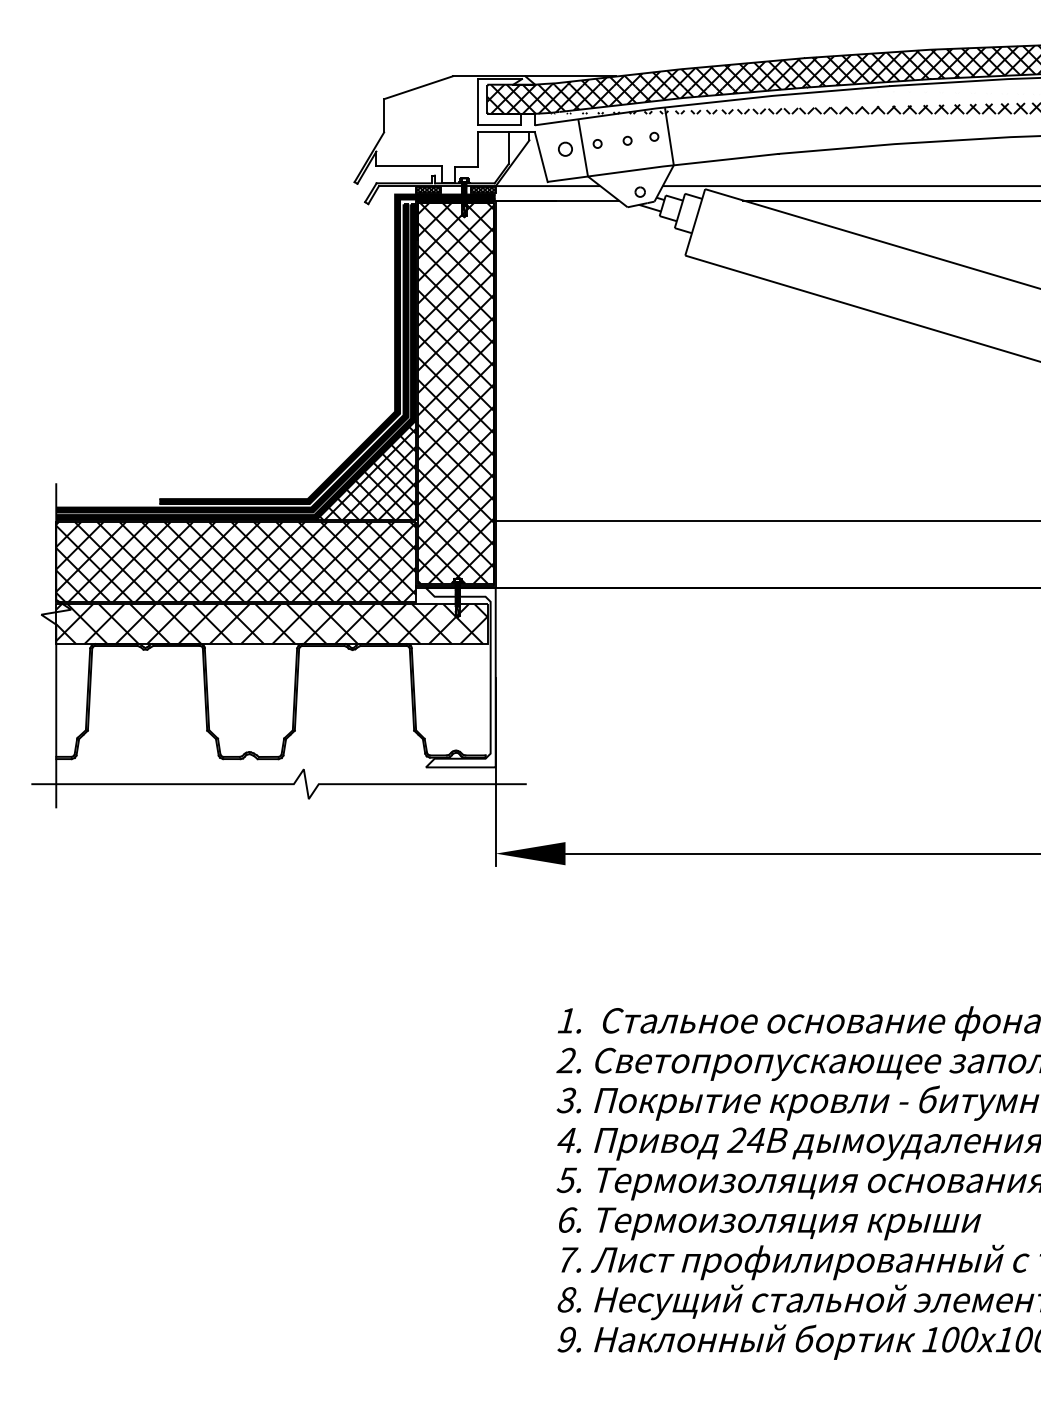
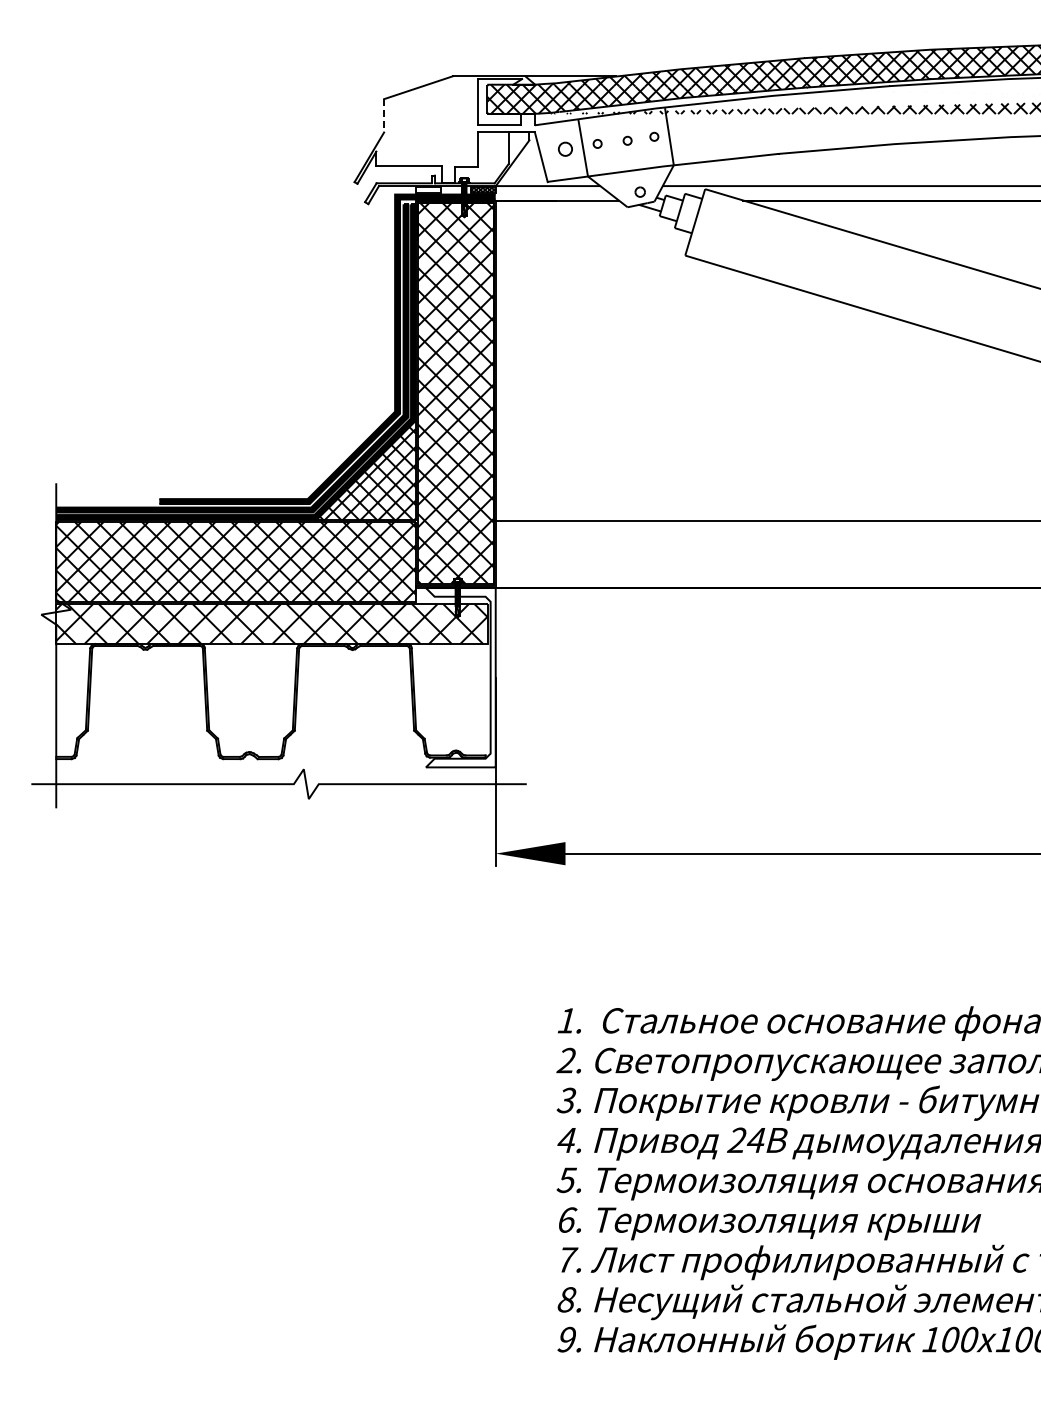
line: solid -> dashed (384, 115)
hatch: present -> none (428, 190)
